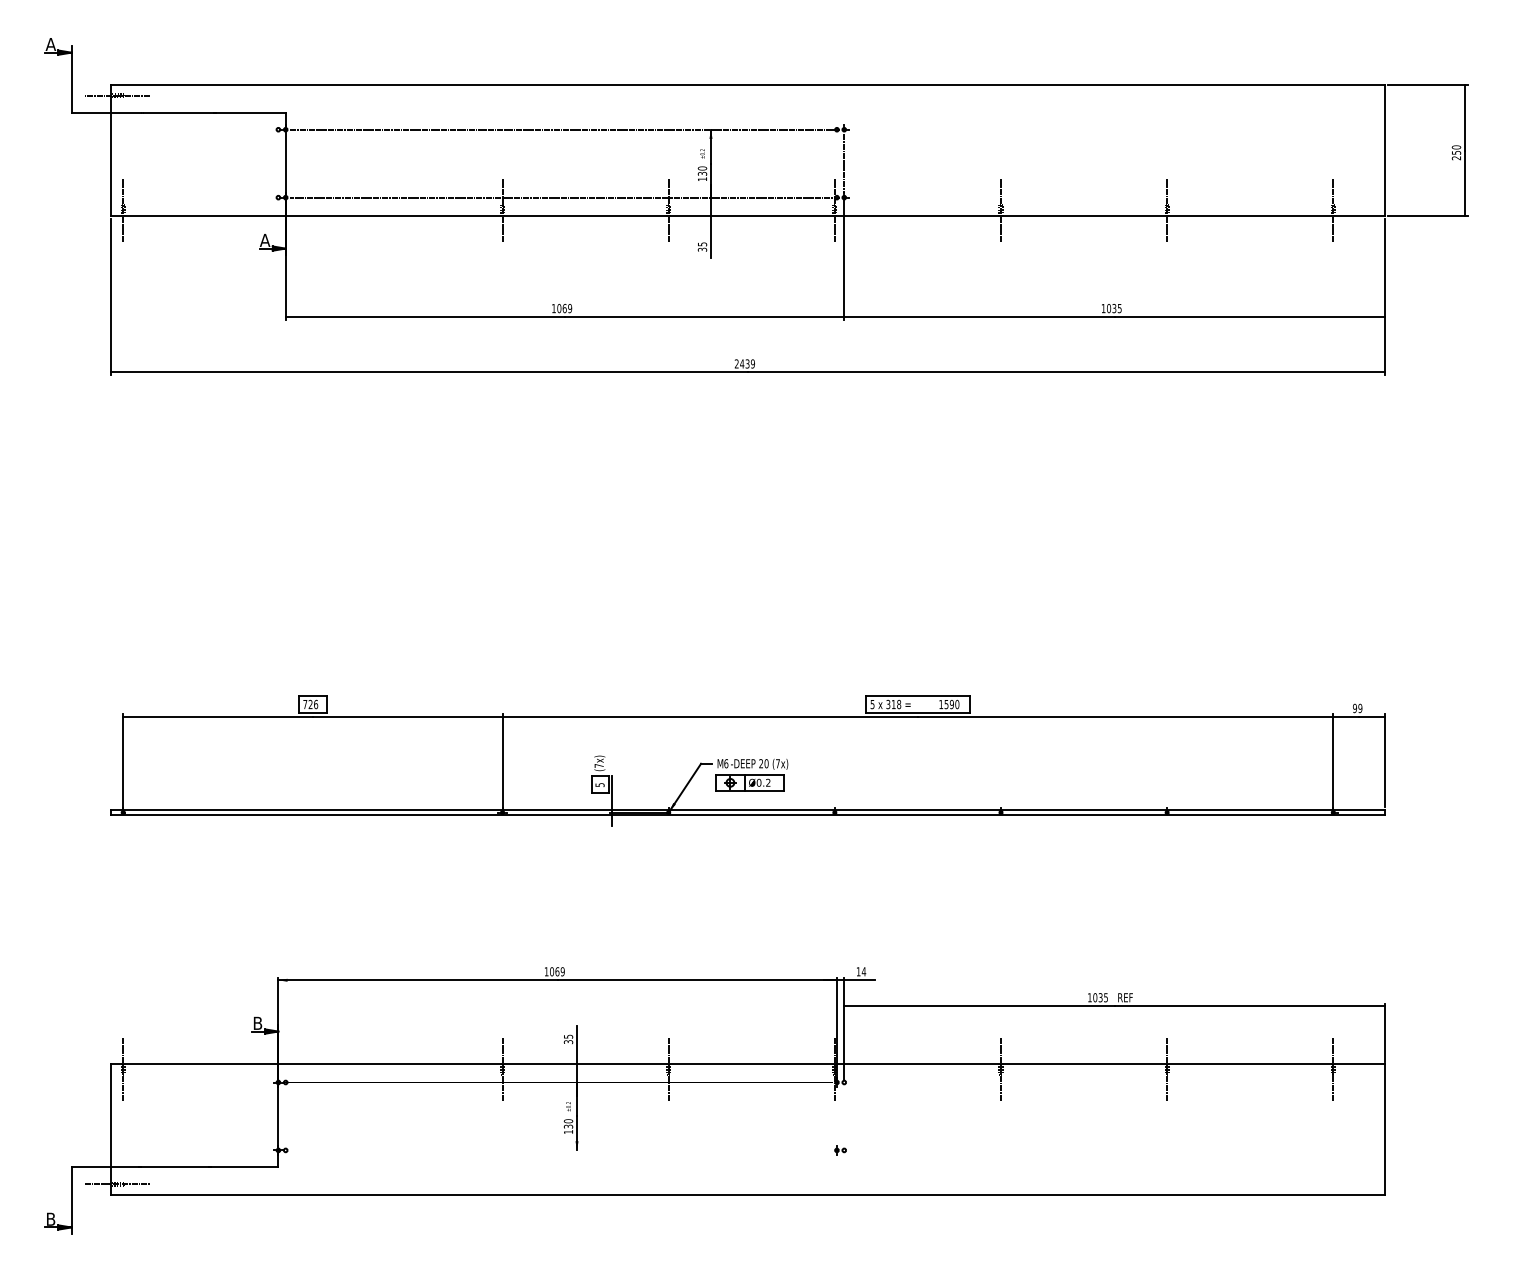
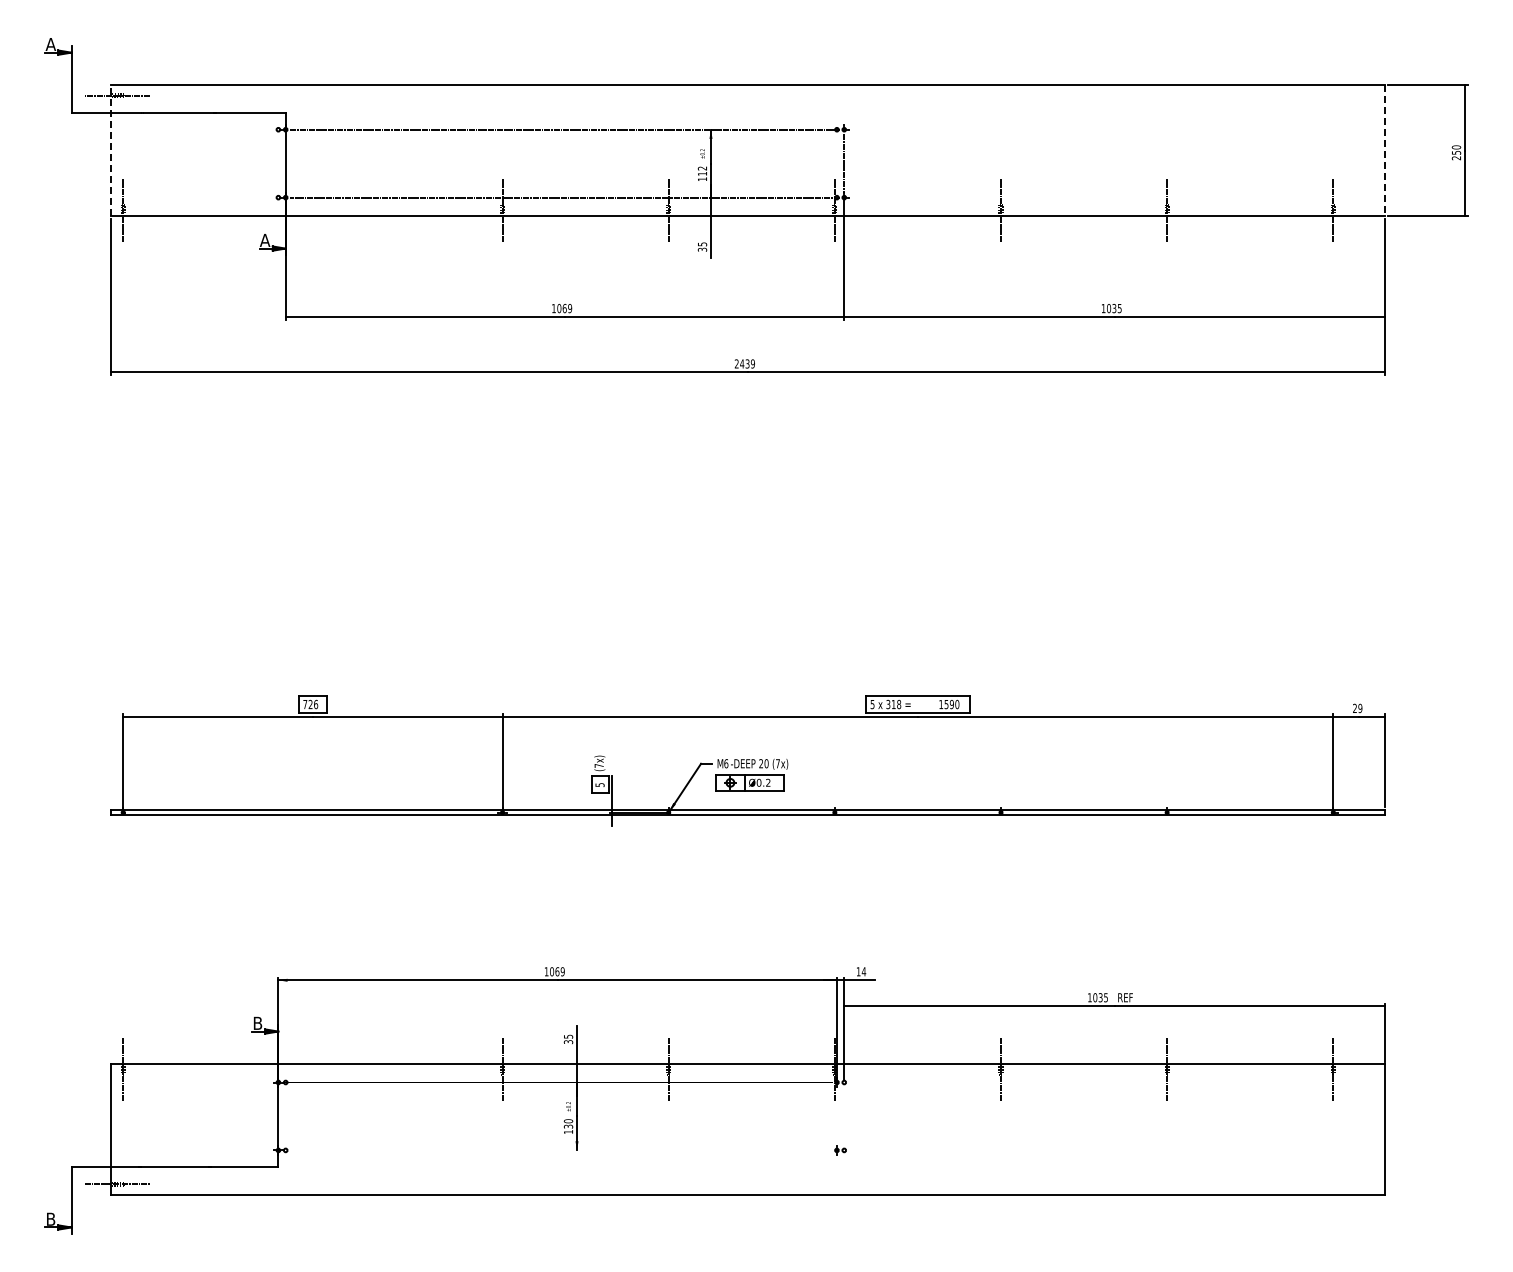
line: solid -> dashed (110, 150)
line: solid -> dashed (1385, 151)
text: 130 -> 112 (702, 170)
text: 99 -> 29 (1355, 708)
